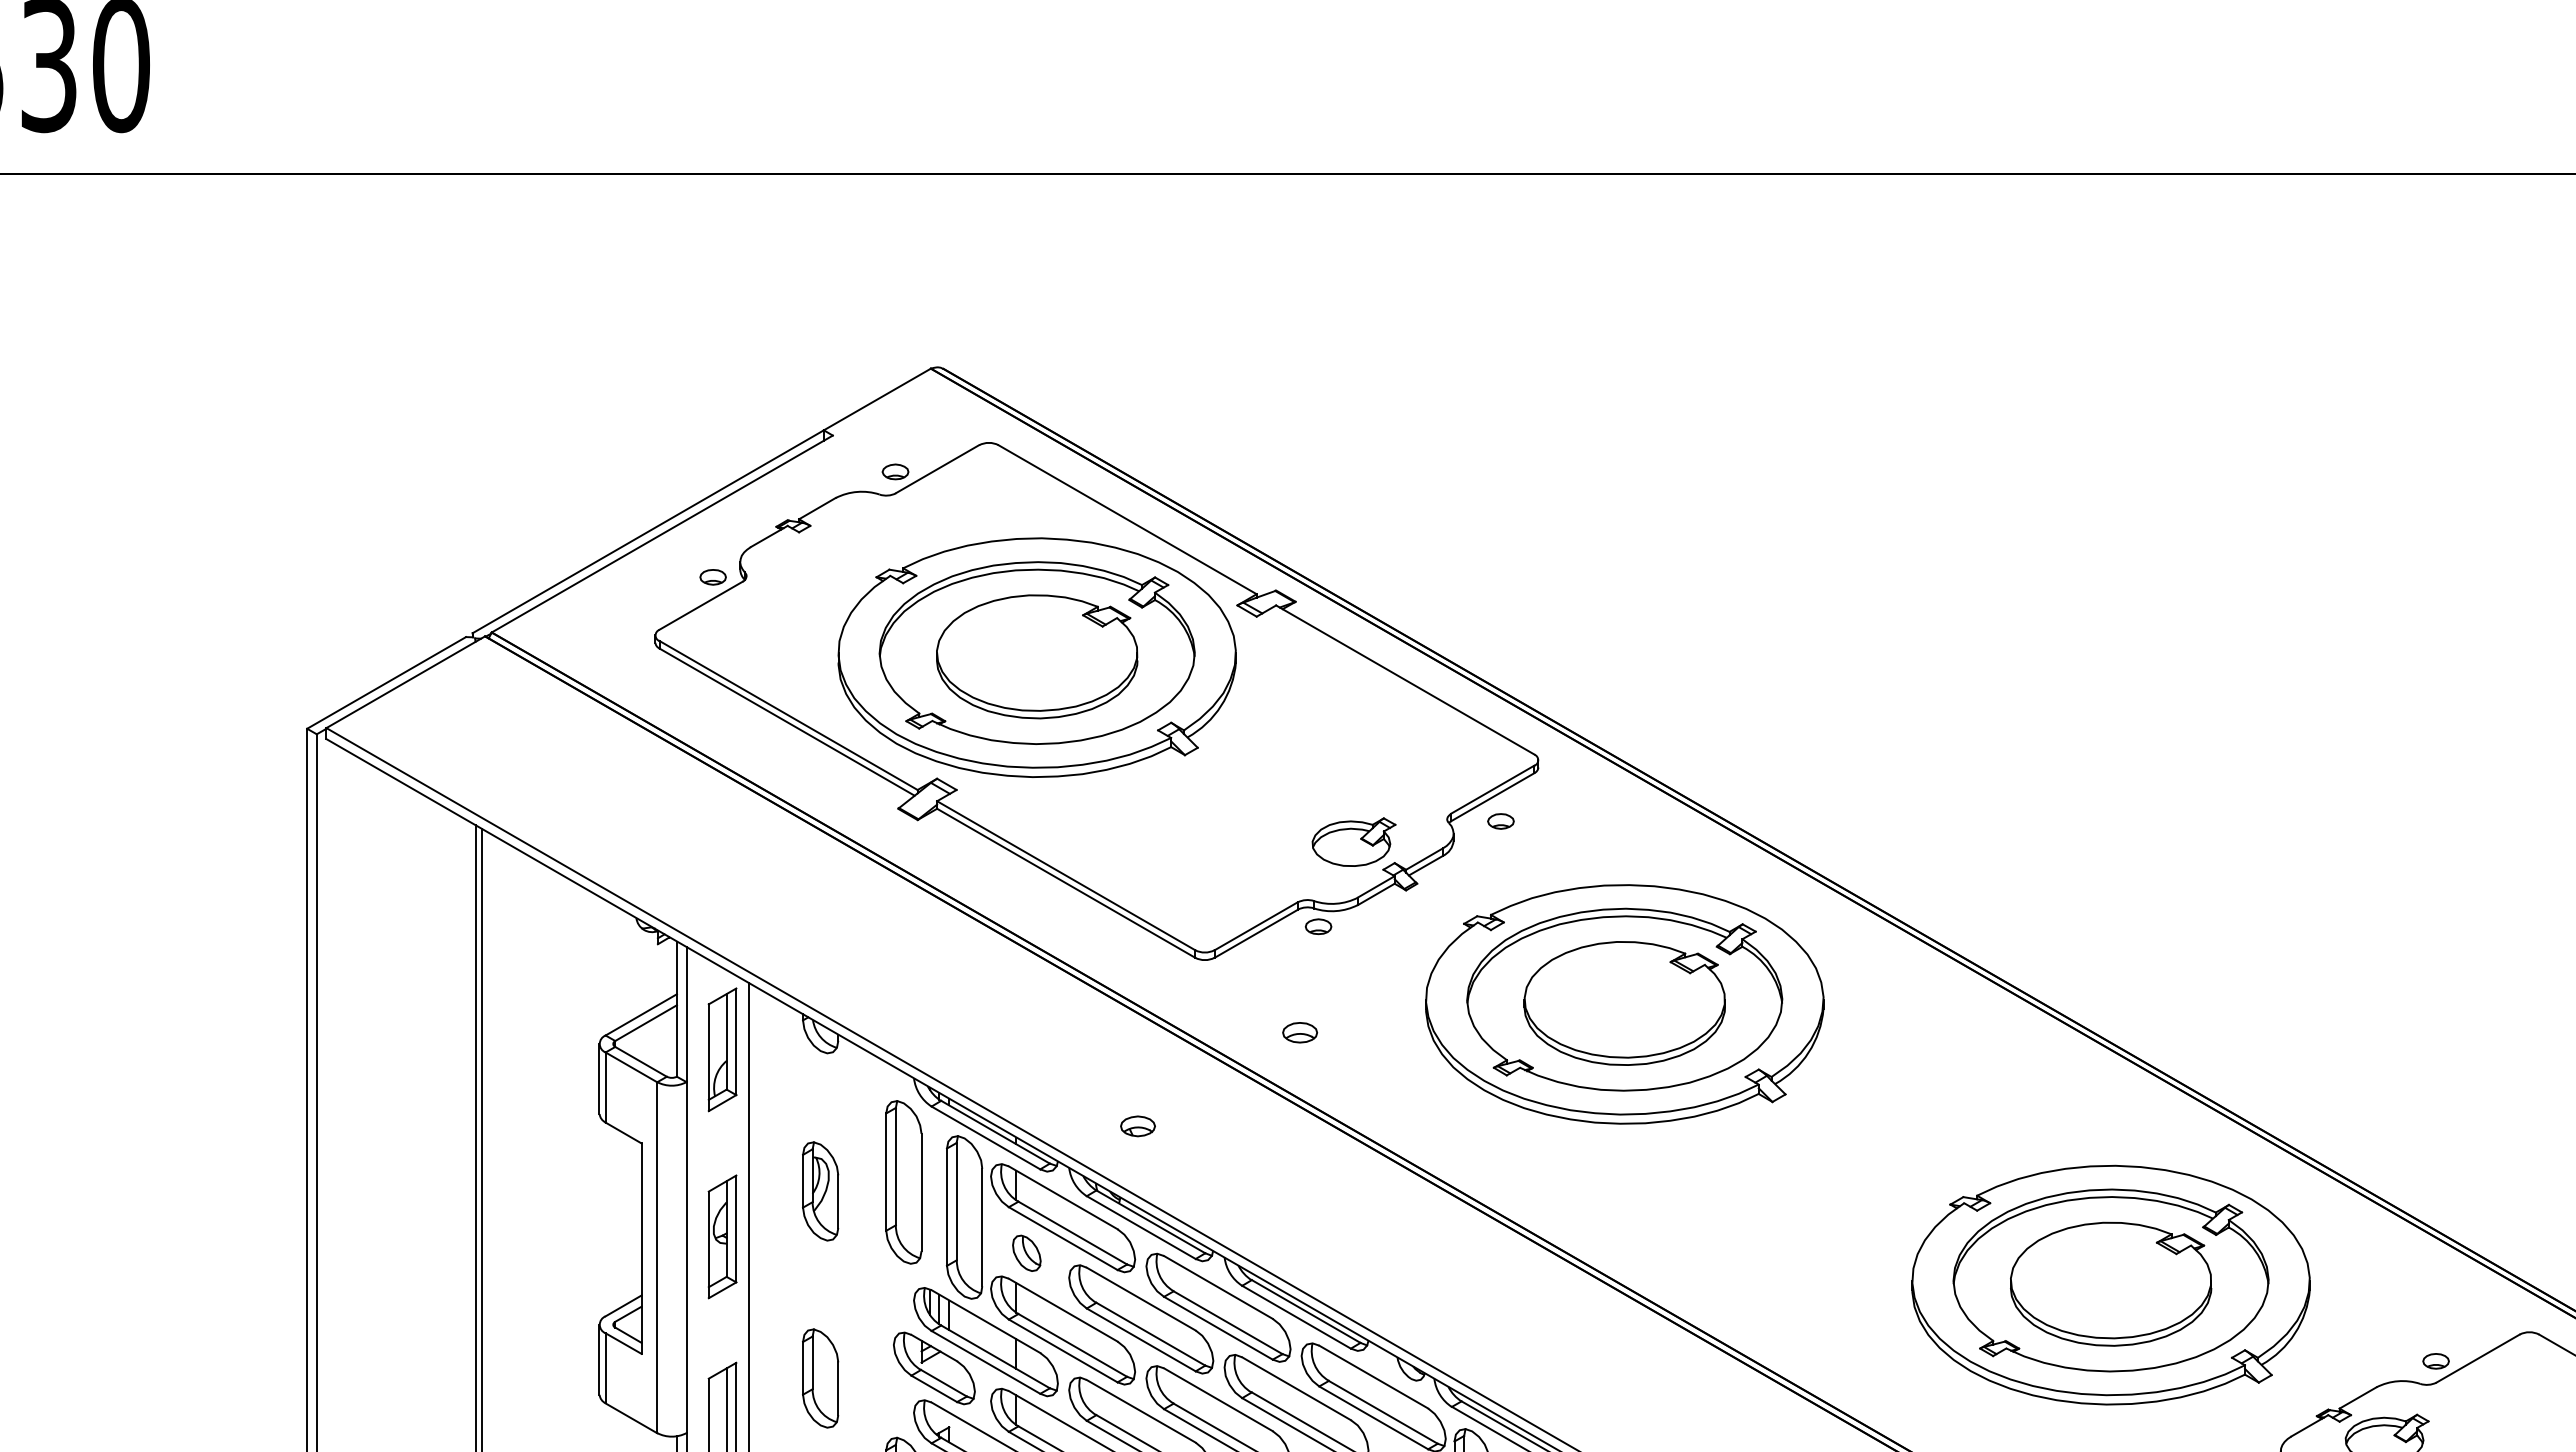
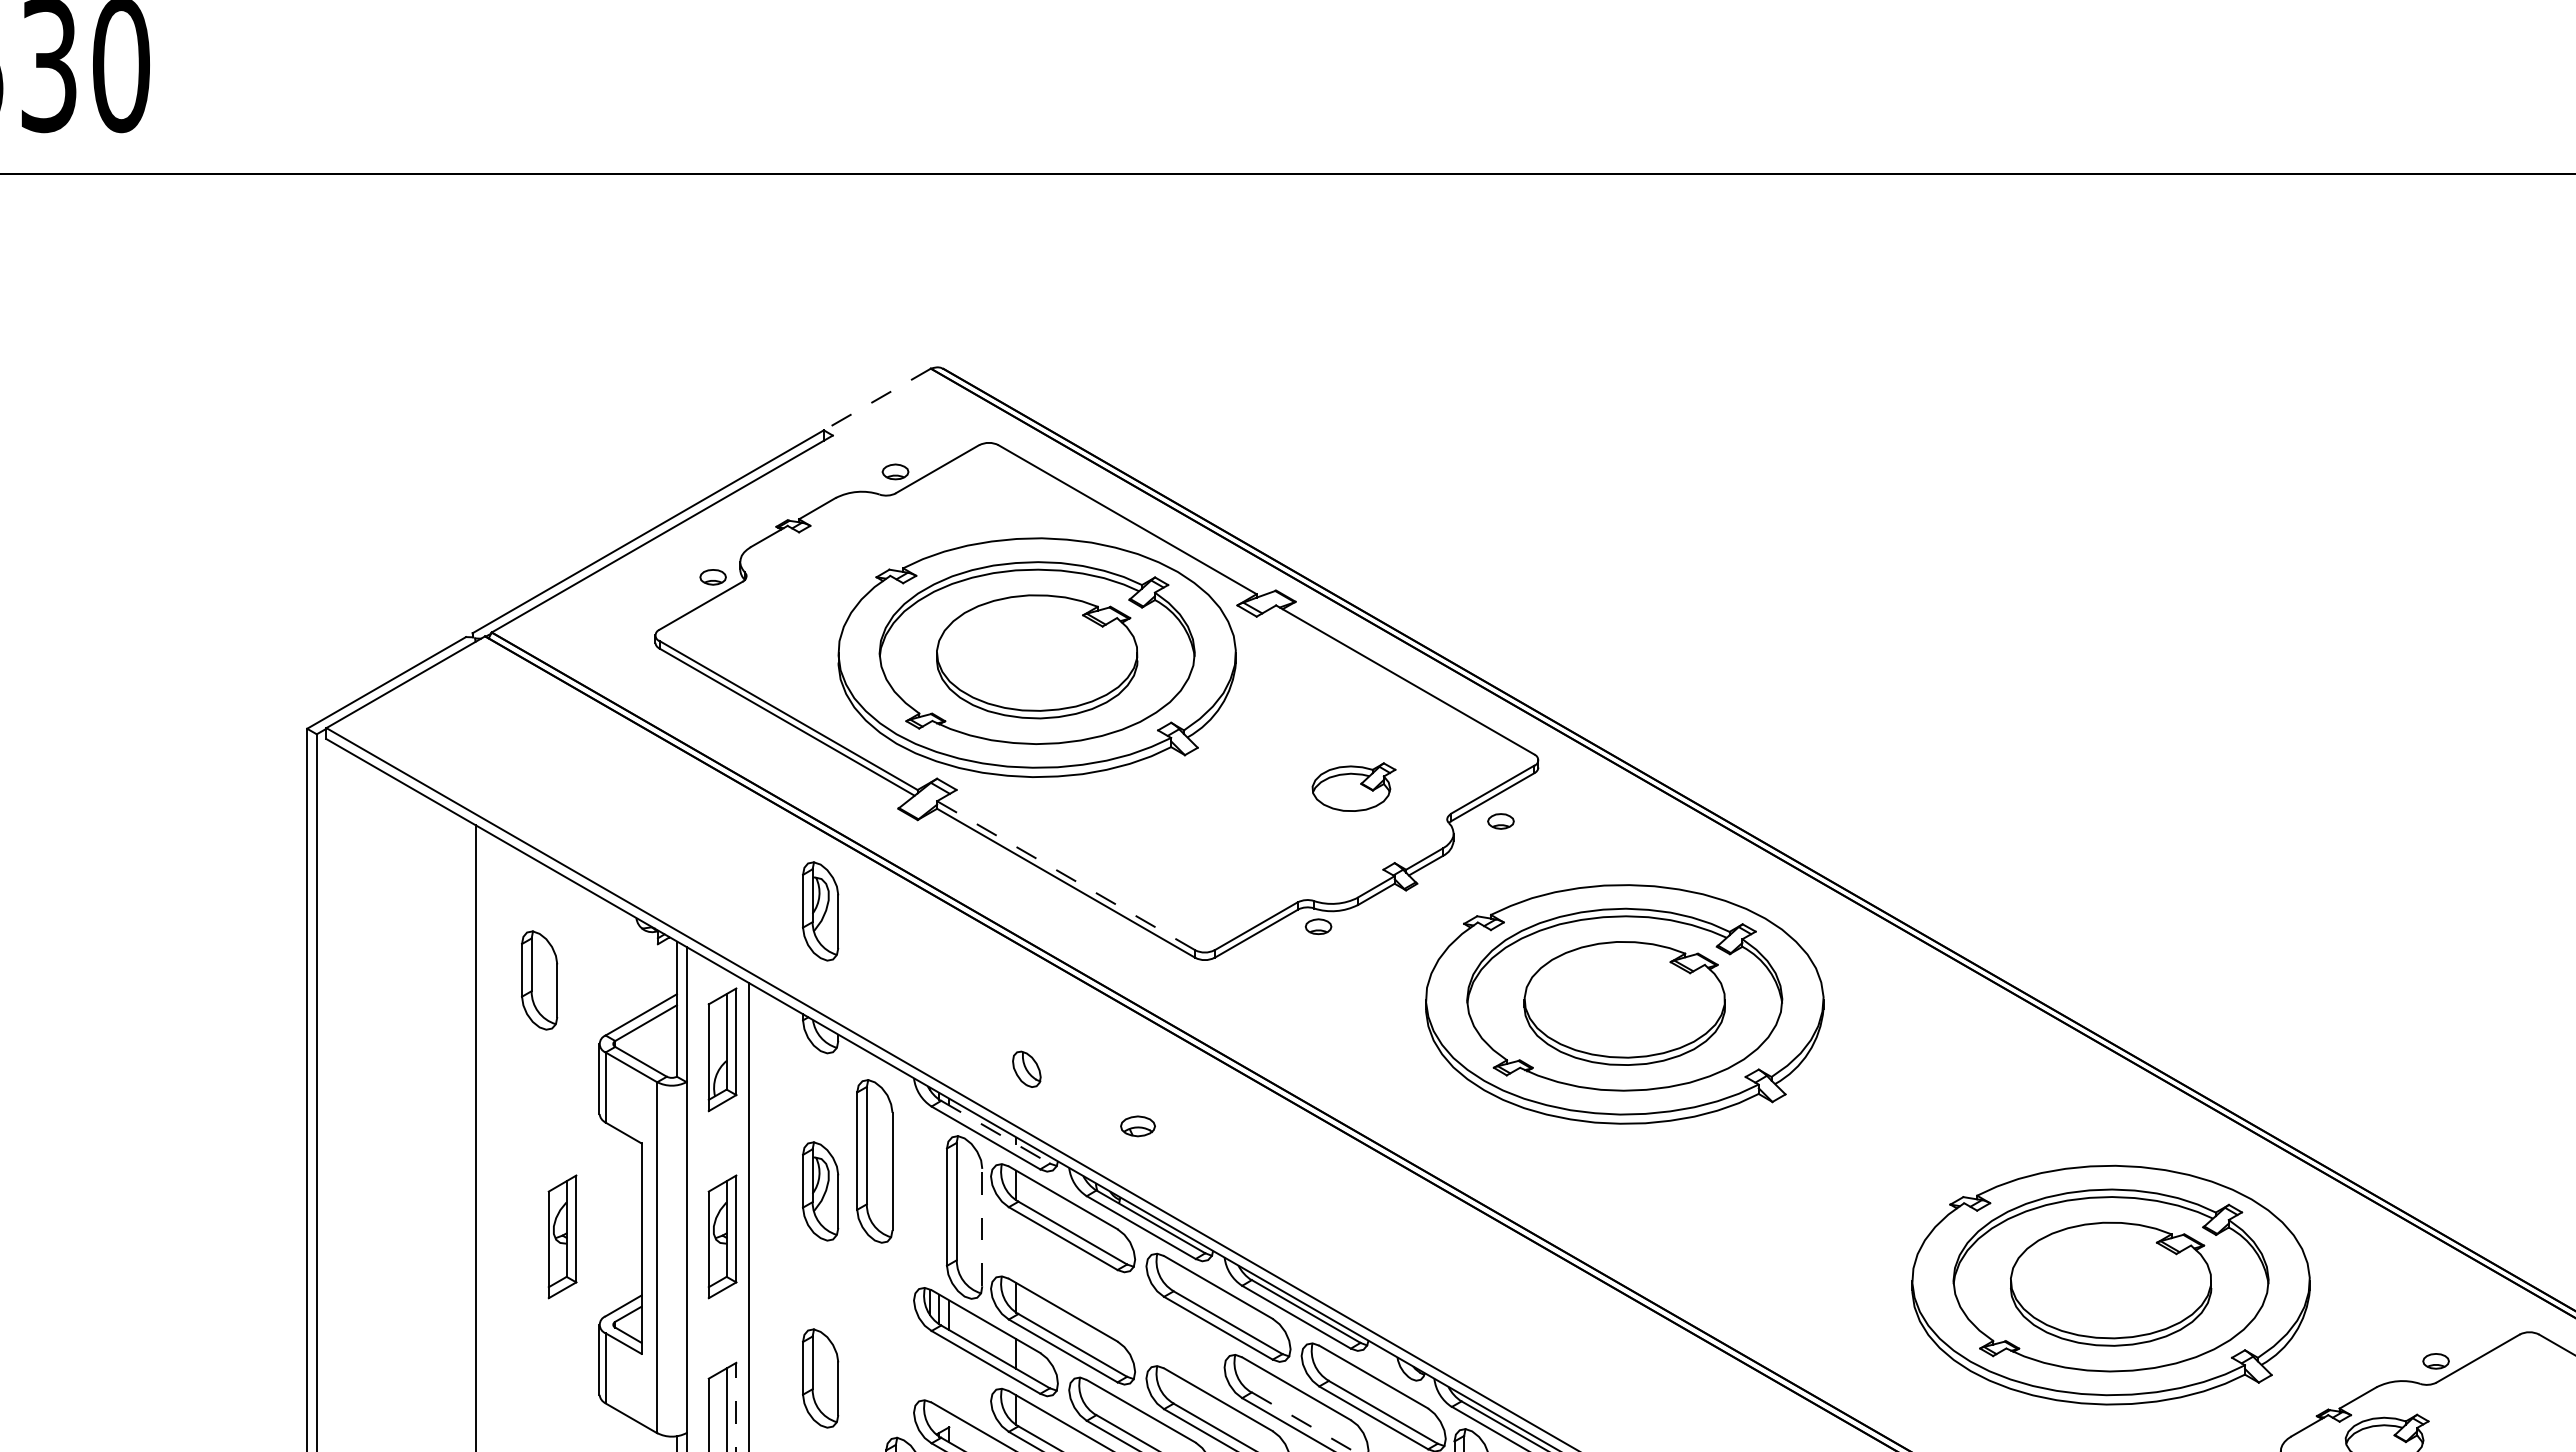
line: solid -> dashed (877, 399)
part position: (1353, 841) -> (1353, 786) (1353, 786)
line: solid -> dashed (1066, 875)
part: none -> present (820, 911)
part: none -> present (539, 980)
part: present -> none (1300, 1032)
line: solid -> dashed (995, 1132)
line: present -> none (482, 1138)
part position: (903, 1182) -> (874, 1161) (874, 1161)
line: solid -> dashed (982, 1227)
part: none -> present (562, 1236)
part position: (1026, 1252) -> (1026, 1068) (1026, 1068)
part: present -> none (1141, 1319)
part: present -> none (934, 1368)
line: solid -> dashed (736, 1406)
line: solid -> dashed (1303, 1422)
